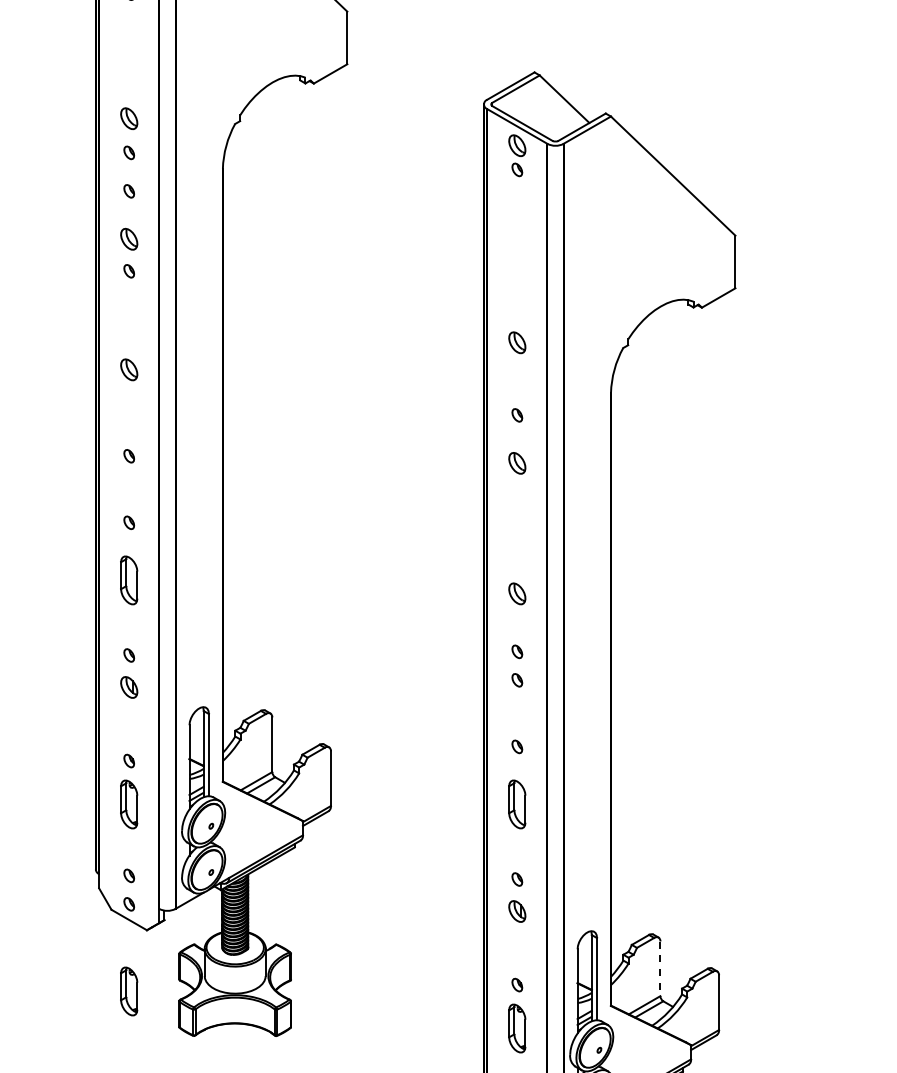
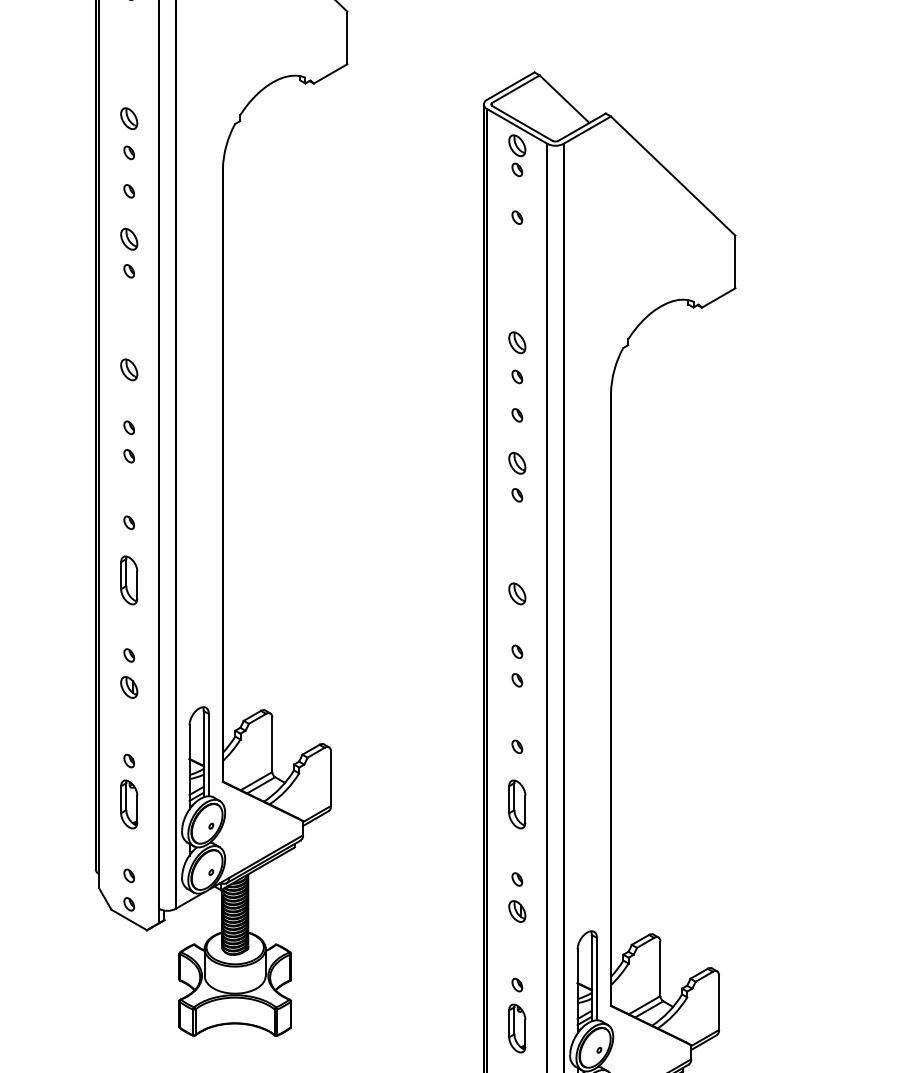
part: none -> present (517, 217)
part: none -> present (517, 376)
part: none -> present (129, 427)
part: none -> present (517, 495)
line: dashed -> solid (660, 969)
part: present -> none (129, 991)
